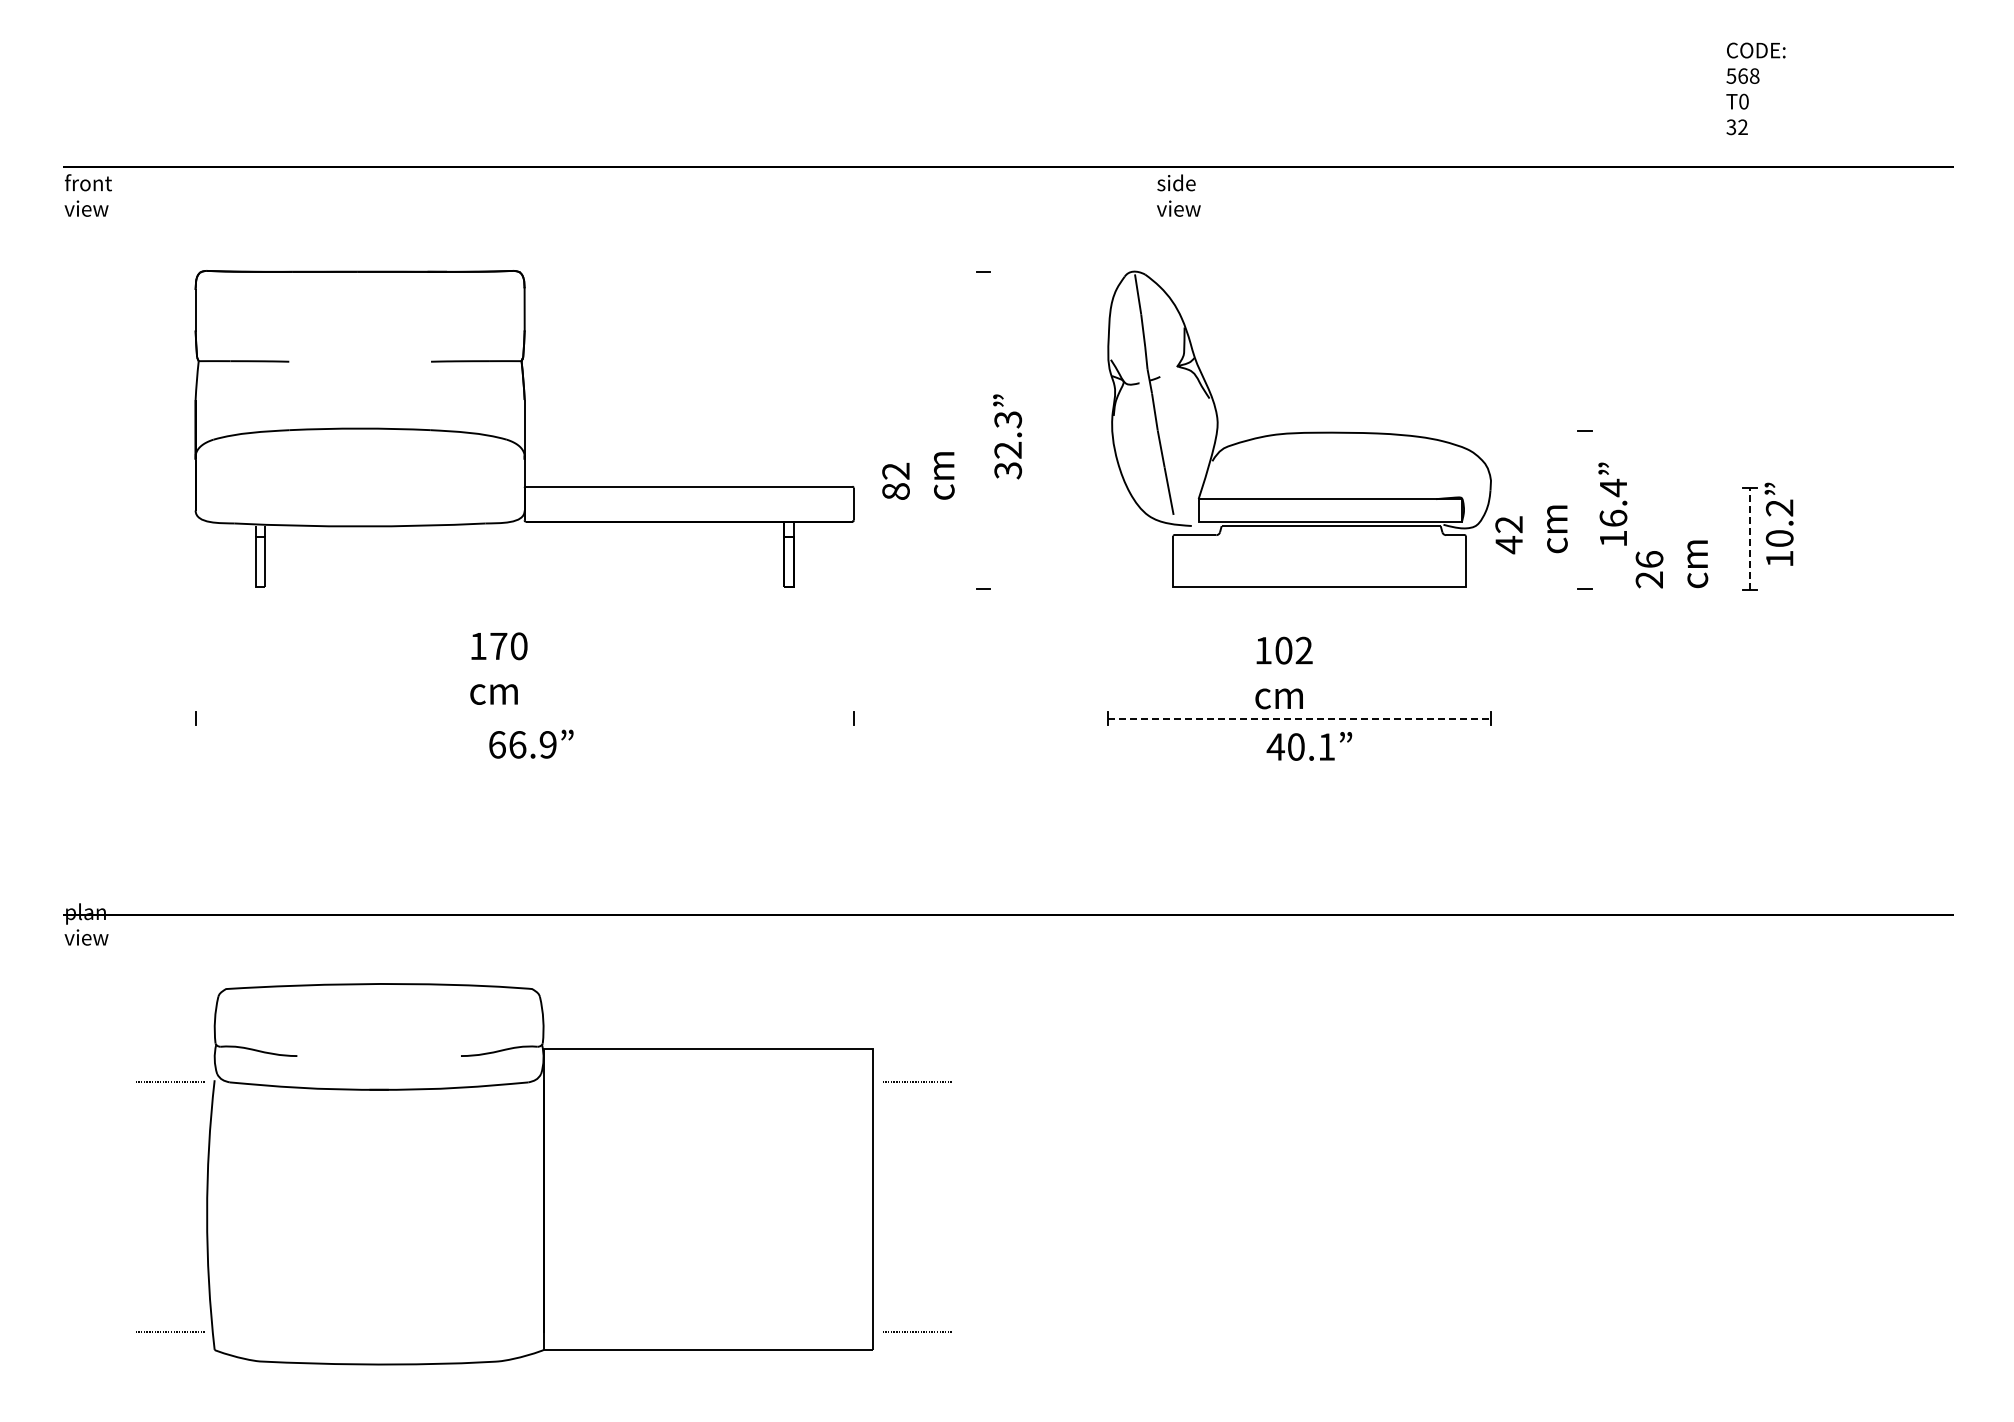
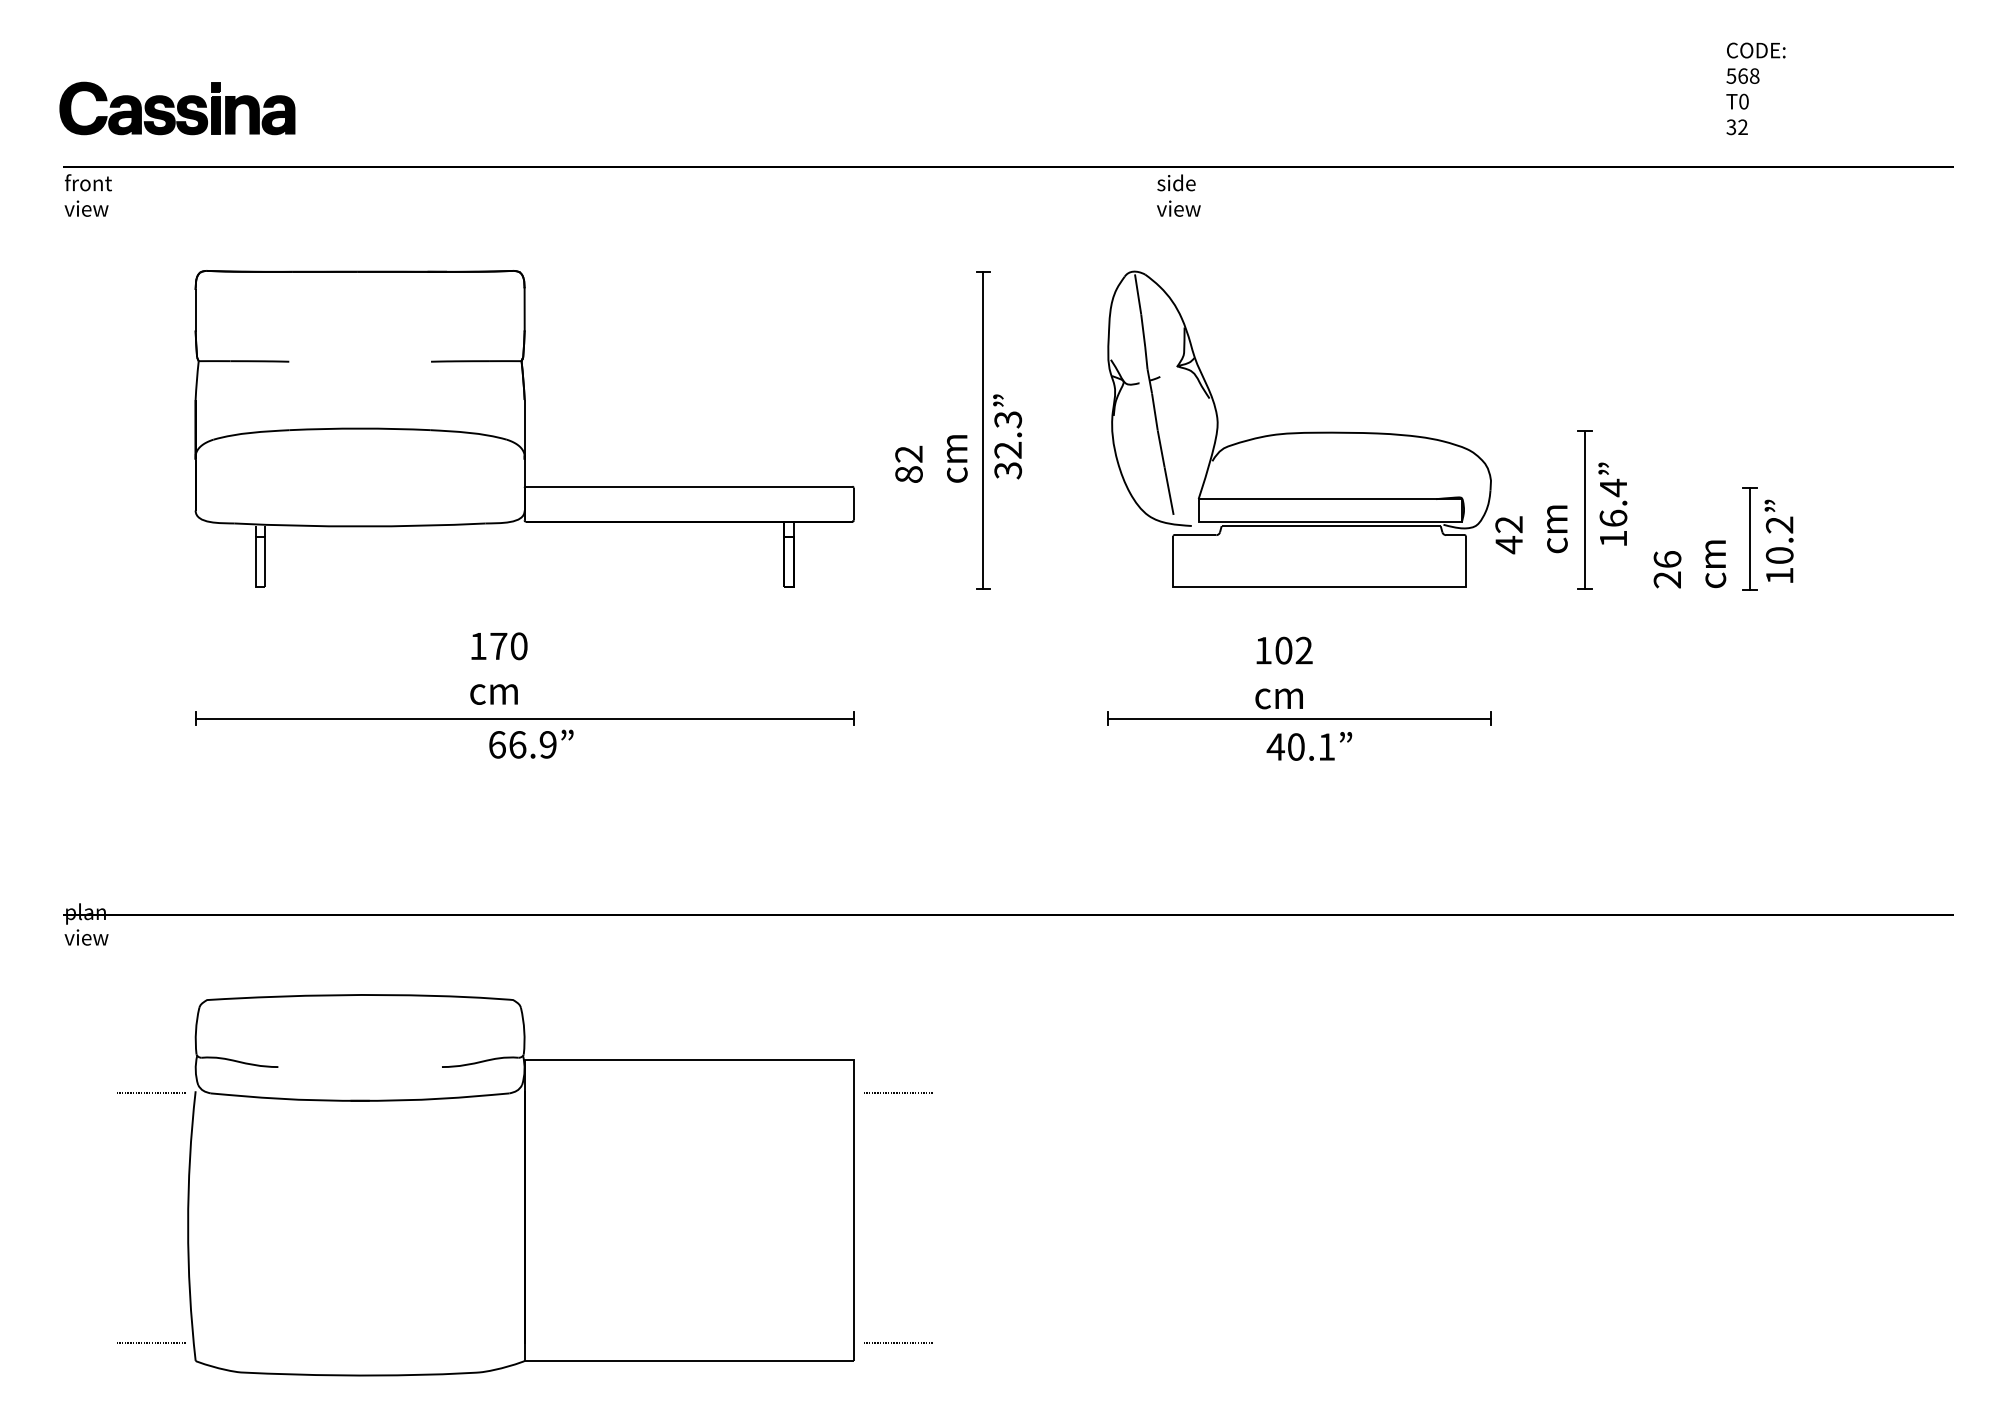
part: none -> present (177, 108)
line: none -> present (983, 430)
text position: (918, 475) -> (931, 458) (931, 458)
line: none -> present (1584, 509)
text position: (1778, 523) -> (1778, 540) (1778, 540)
line: dashed -> solid (1750, 538)
text position: (1671, 564) -> (1689, 564) (1689, 564)
line: none -> present (524, 718)
line: dashed -> solid (1300, 718)
part position: (543, 1174) -> (524, 1185) (524, 1185)
